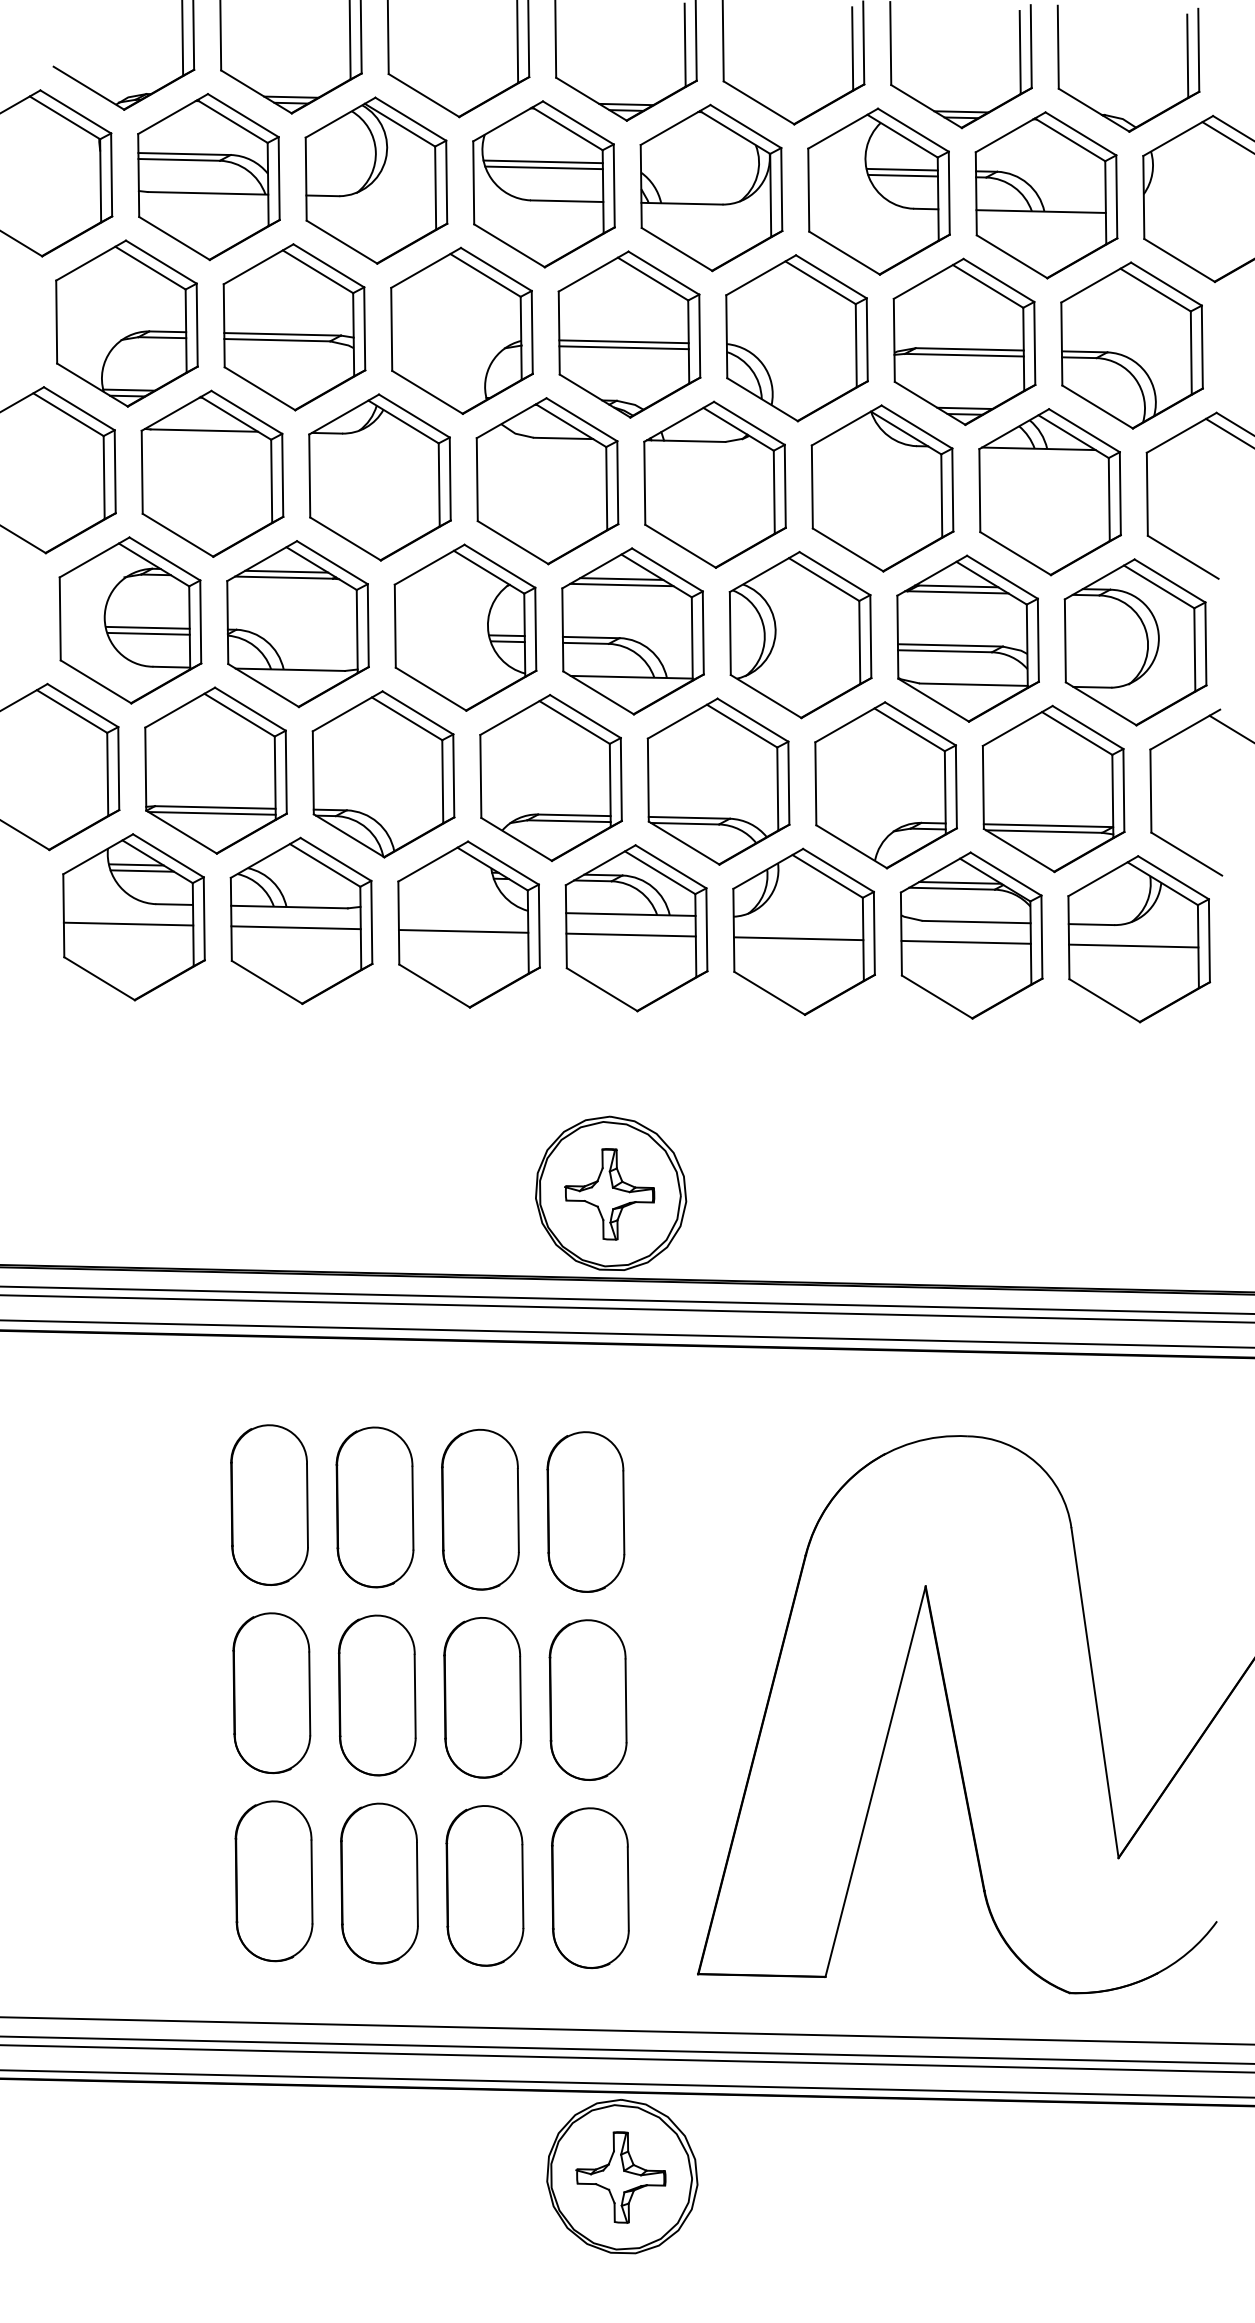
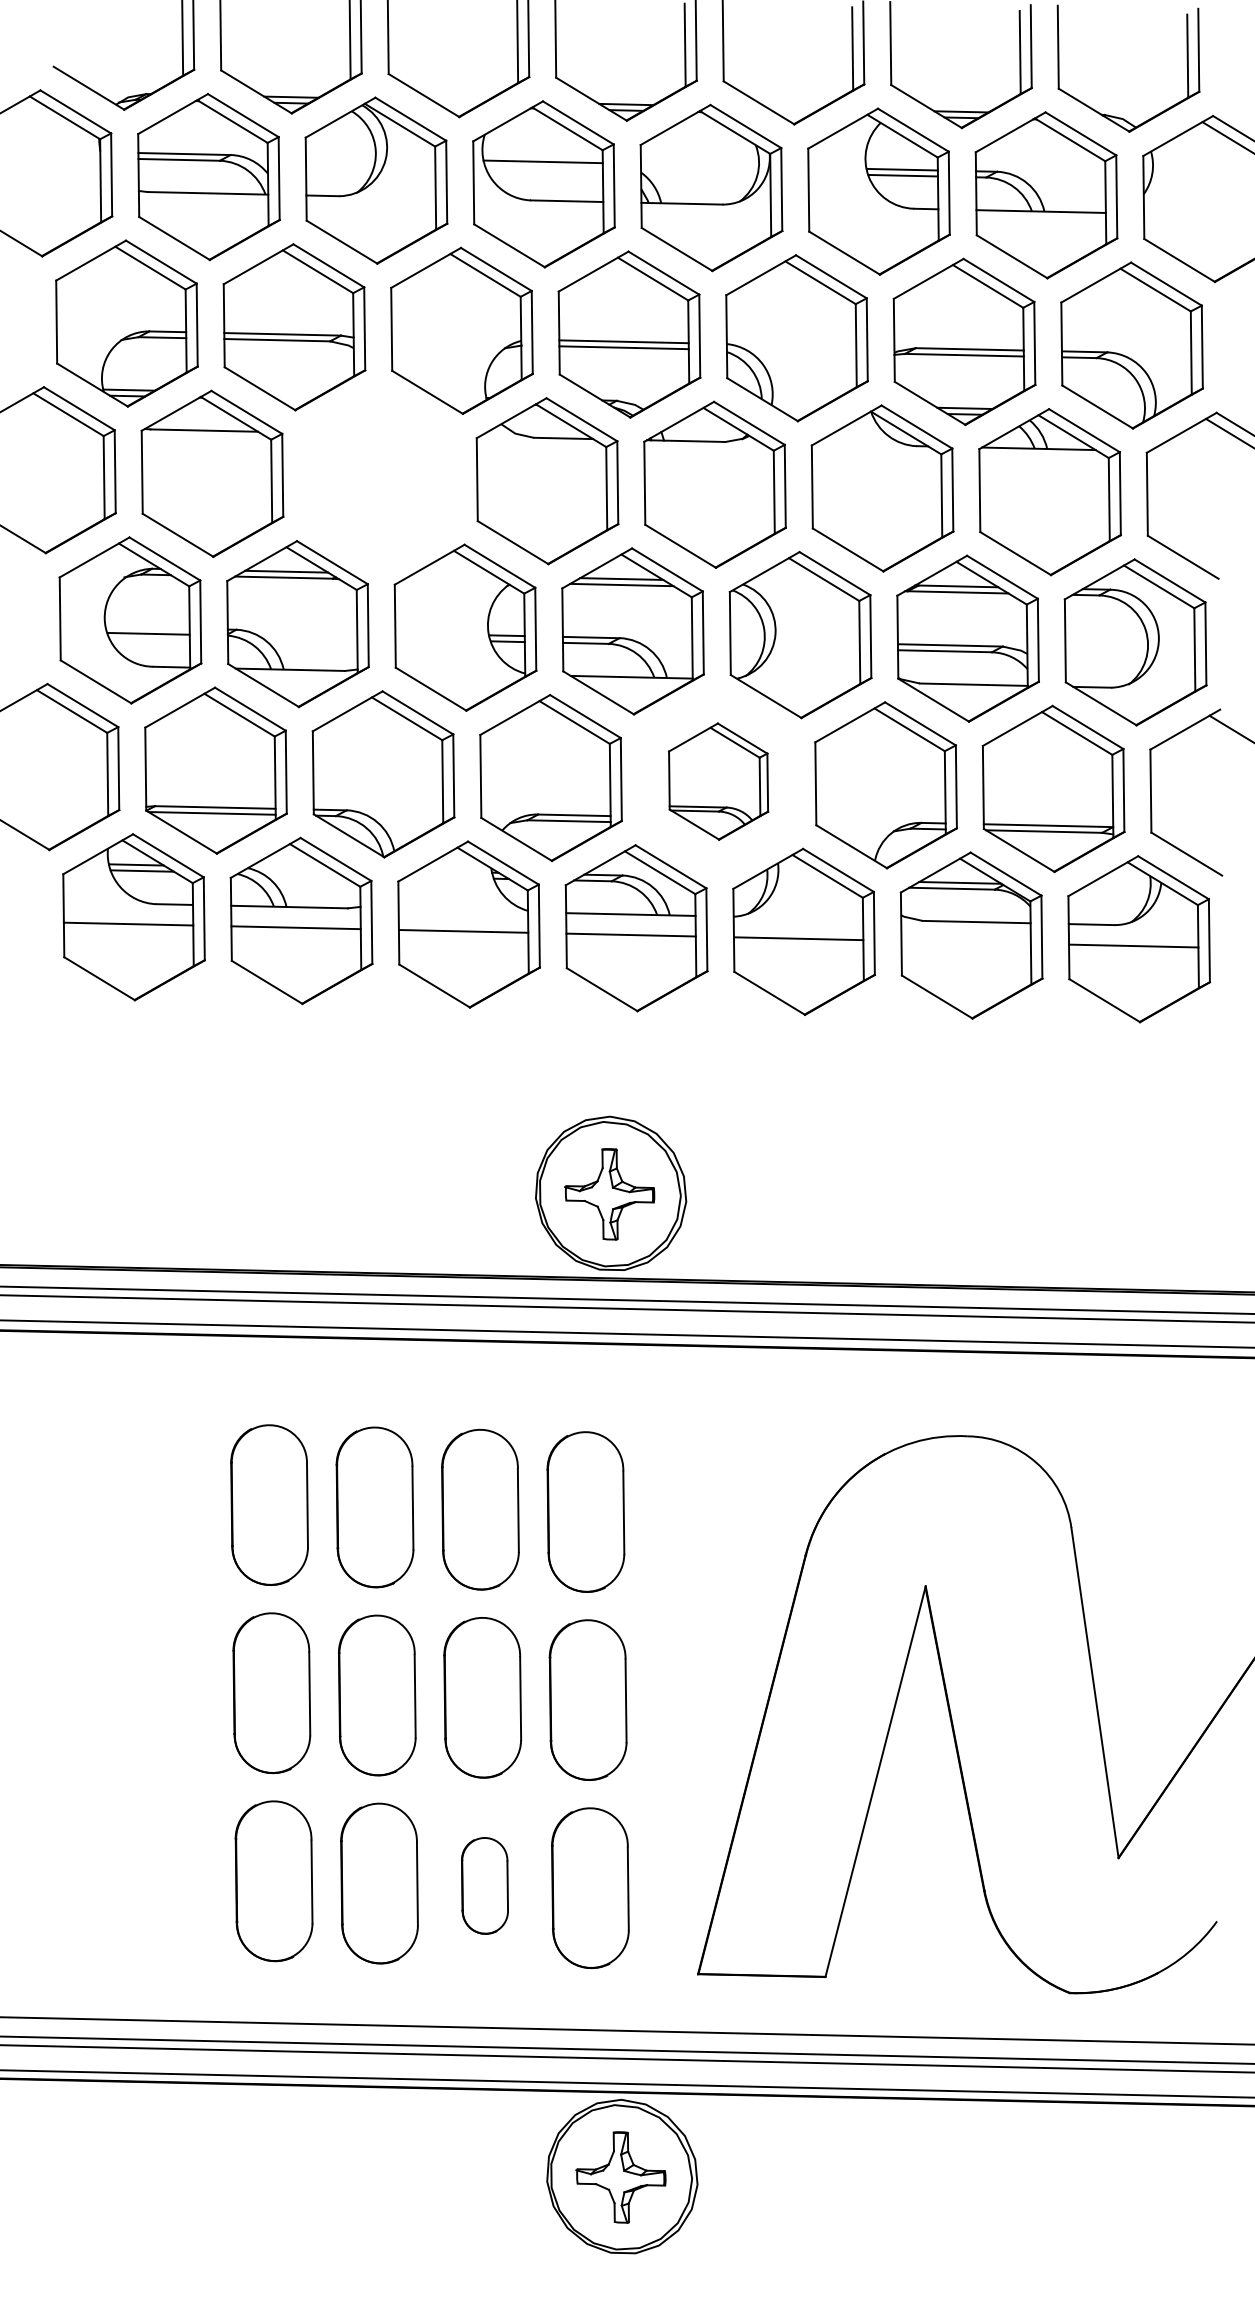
line: present -> none (543, 167)
part: present -> none (379, 477)
line: present -> none (147, 627)
part size: 145x169 px -> 102x119 px (718, 781)
line: present -> none (965, 941)
part size: 80x162 px -> 48x98 px (484, 1885)
